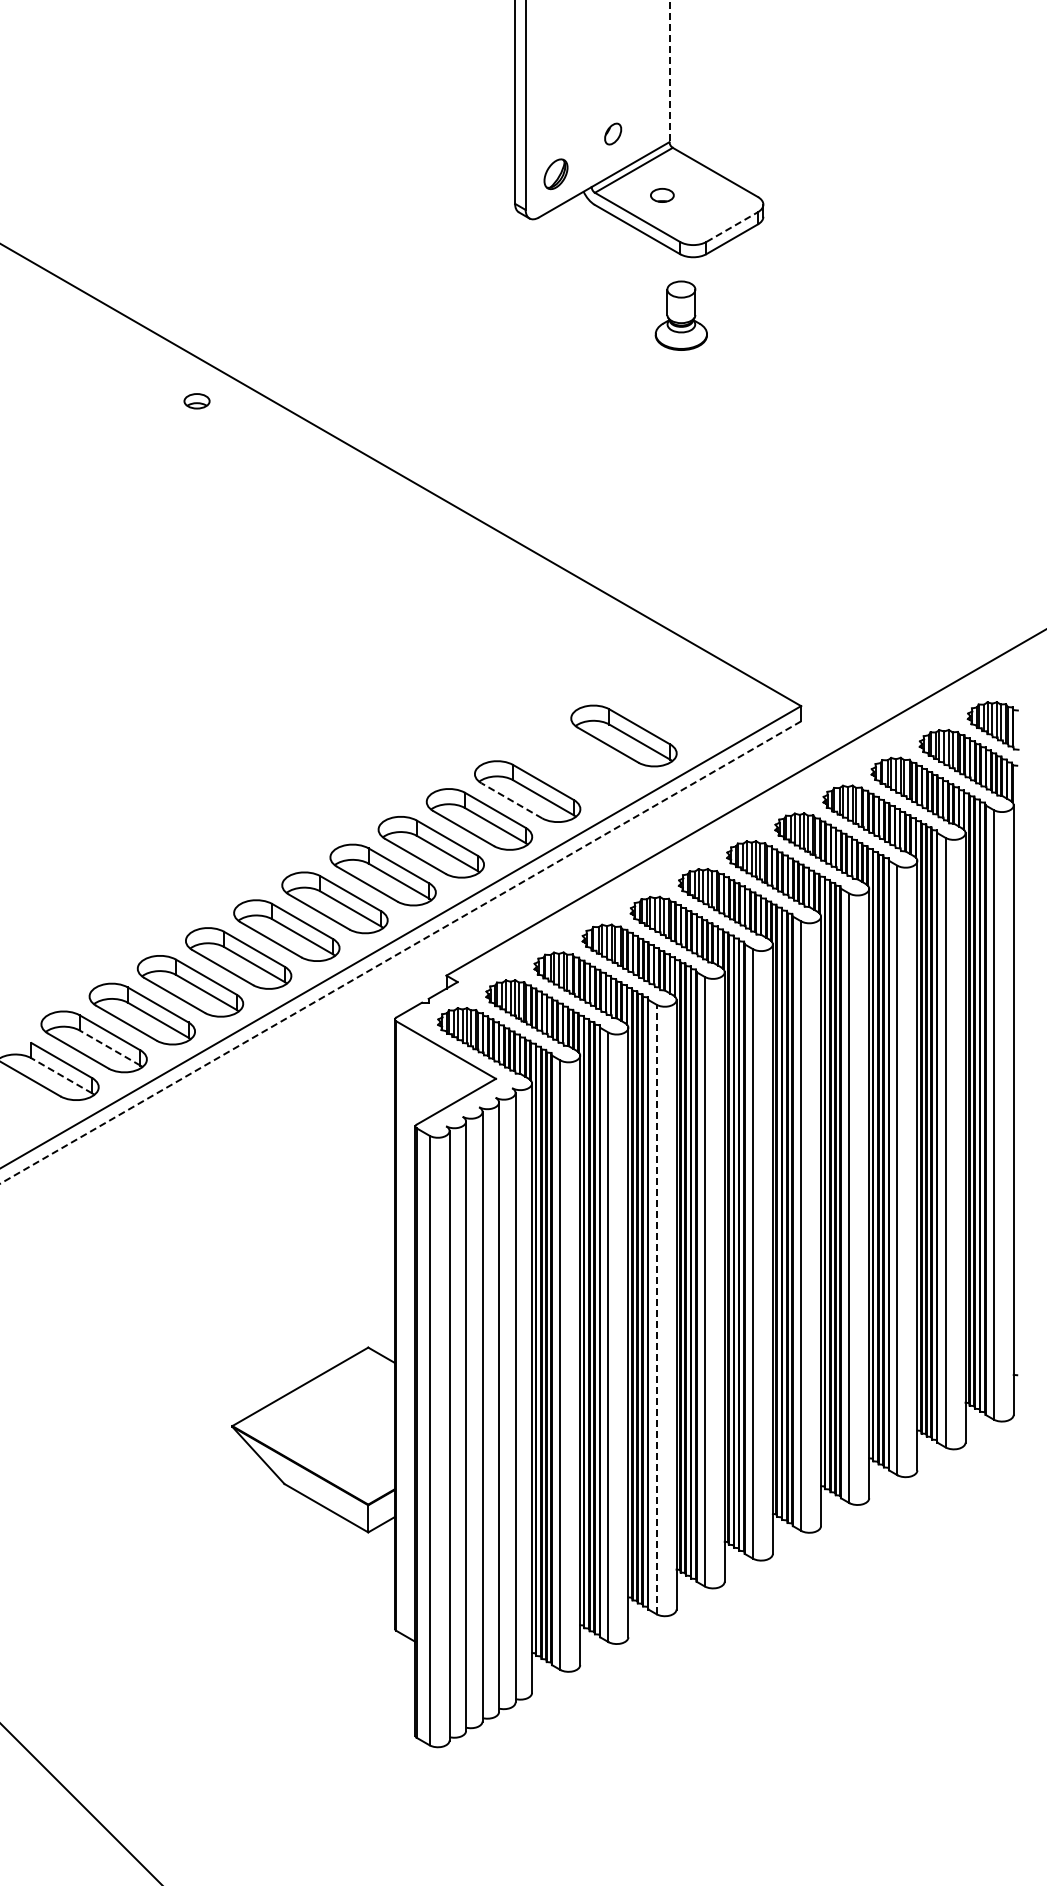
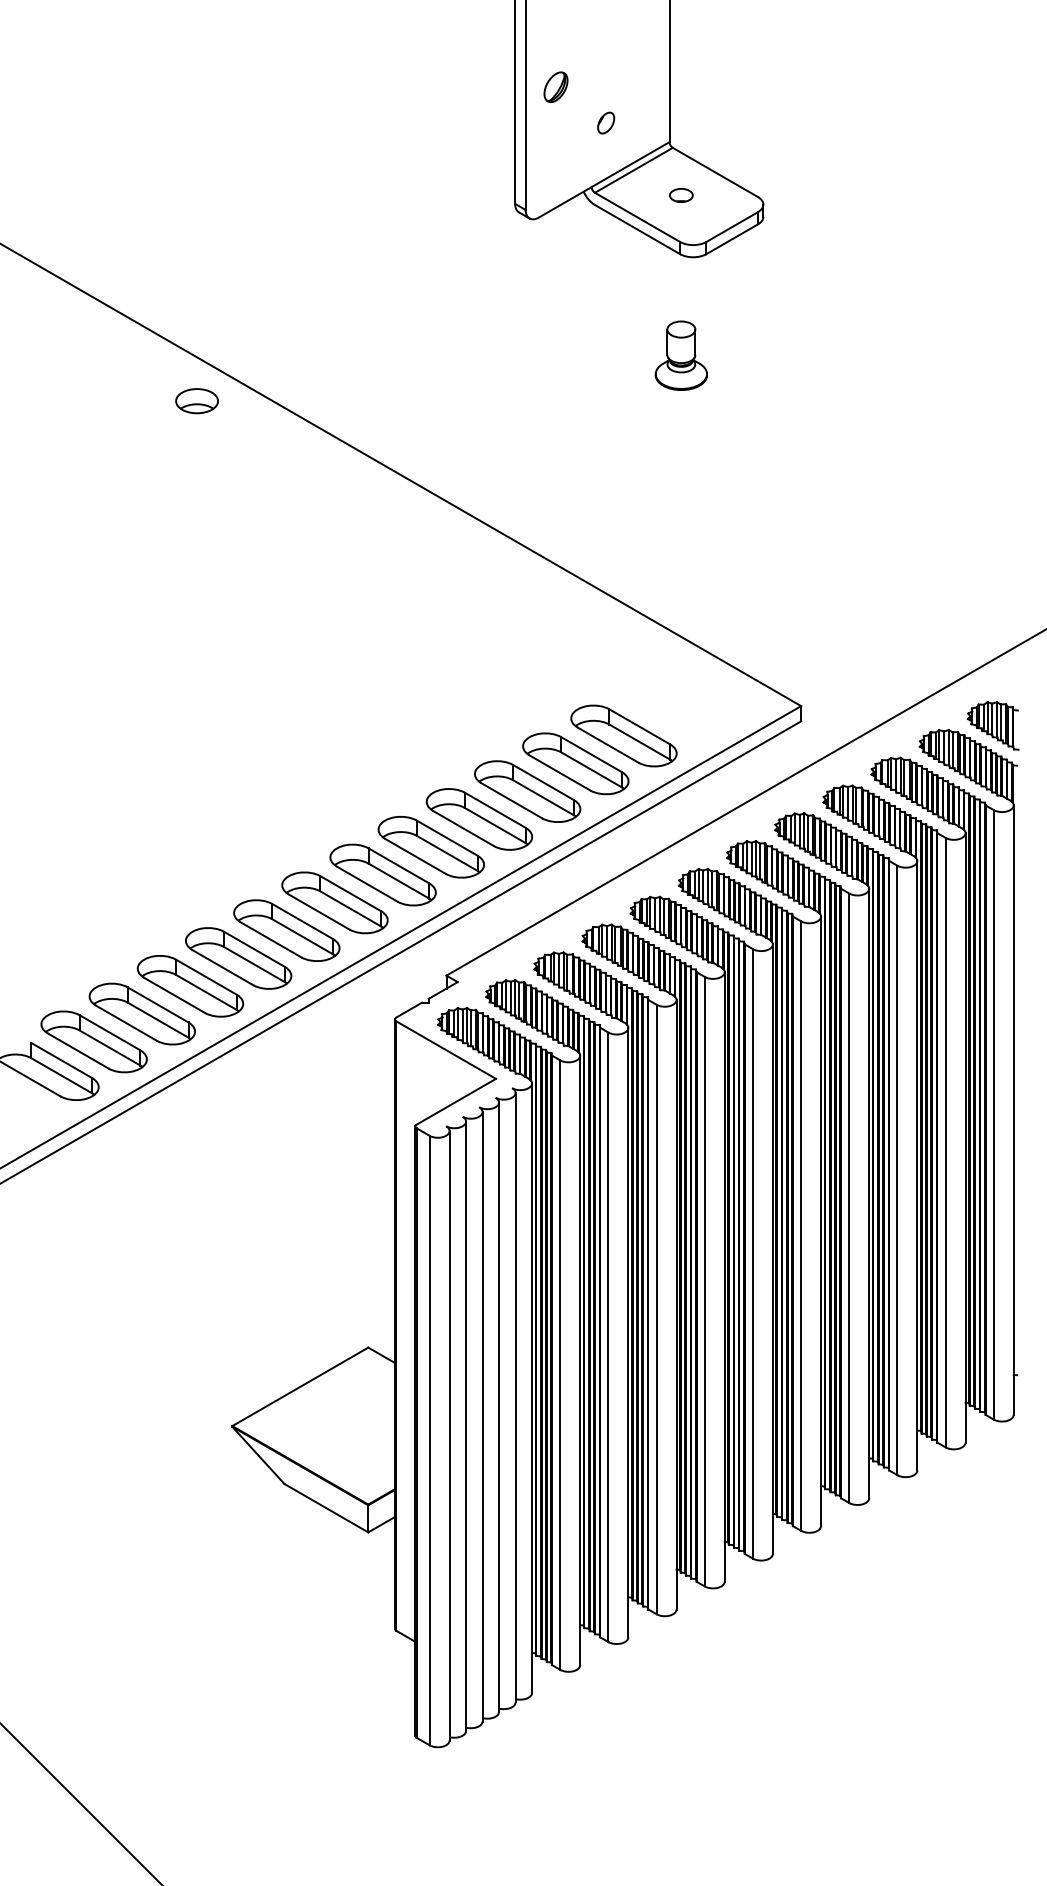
line: dashed -> solid (669, 71)
part position: (613, 133) -> (606, 122) (606, 122)
part position: (555, 174) -> (555, 87) (555, 87)
part position: (662, 195) -> (681, 195) (681, 195)
line: dashed -> solid (732, 227)
part position: (680, 315) -> (680, 355) (680, 355)
part size: 28x17 px -> 44x27 px (196, 401)
part: none -> present (575, 763)
line: dashed -> solid (511, 800)
line: dashed -> solid (400, 952)
line: dashed -> solid (109, 1047)
line: dashed -> solid (61, 1075)
line: dashed -> solid (656, 1309)
